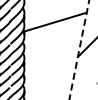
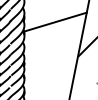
line: dashed -> solid (79, 50)
